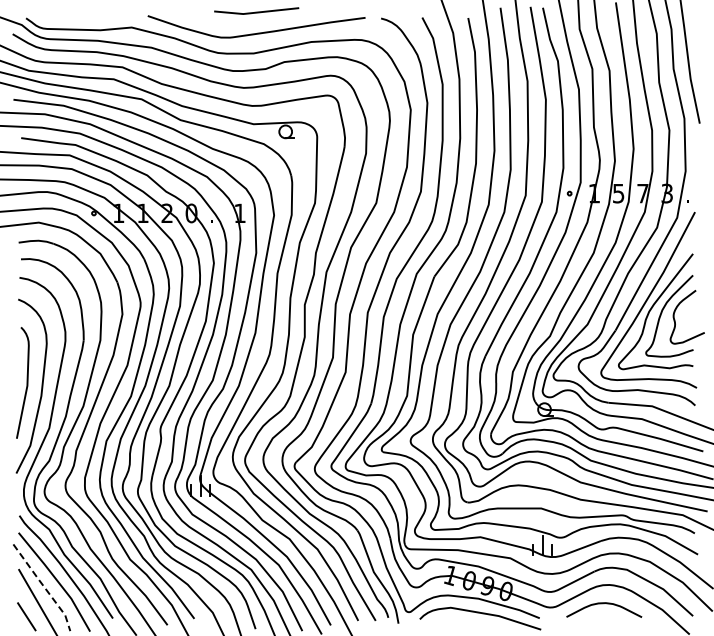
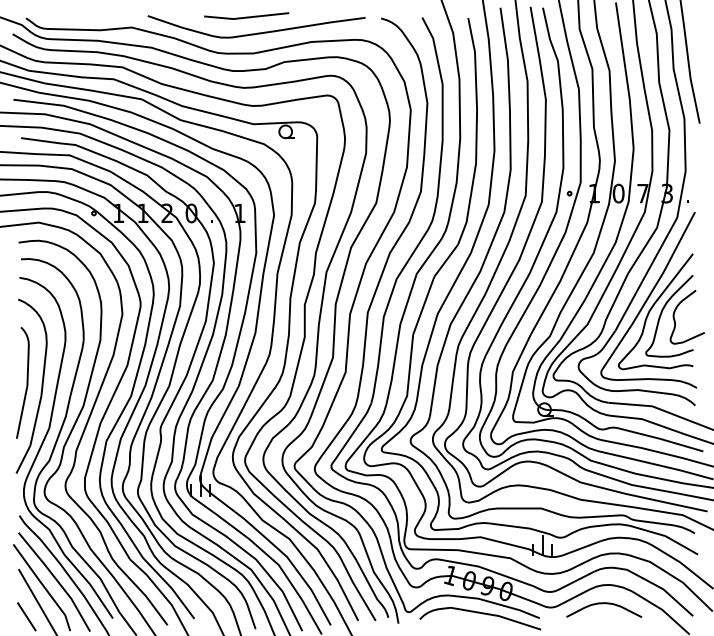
line position: (256, 11) -> (246, 16) (246, 16)
text: 5 -> 0 (618, 193)
line: dashed -> solid (44, 587)
